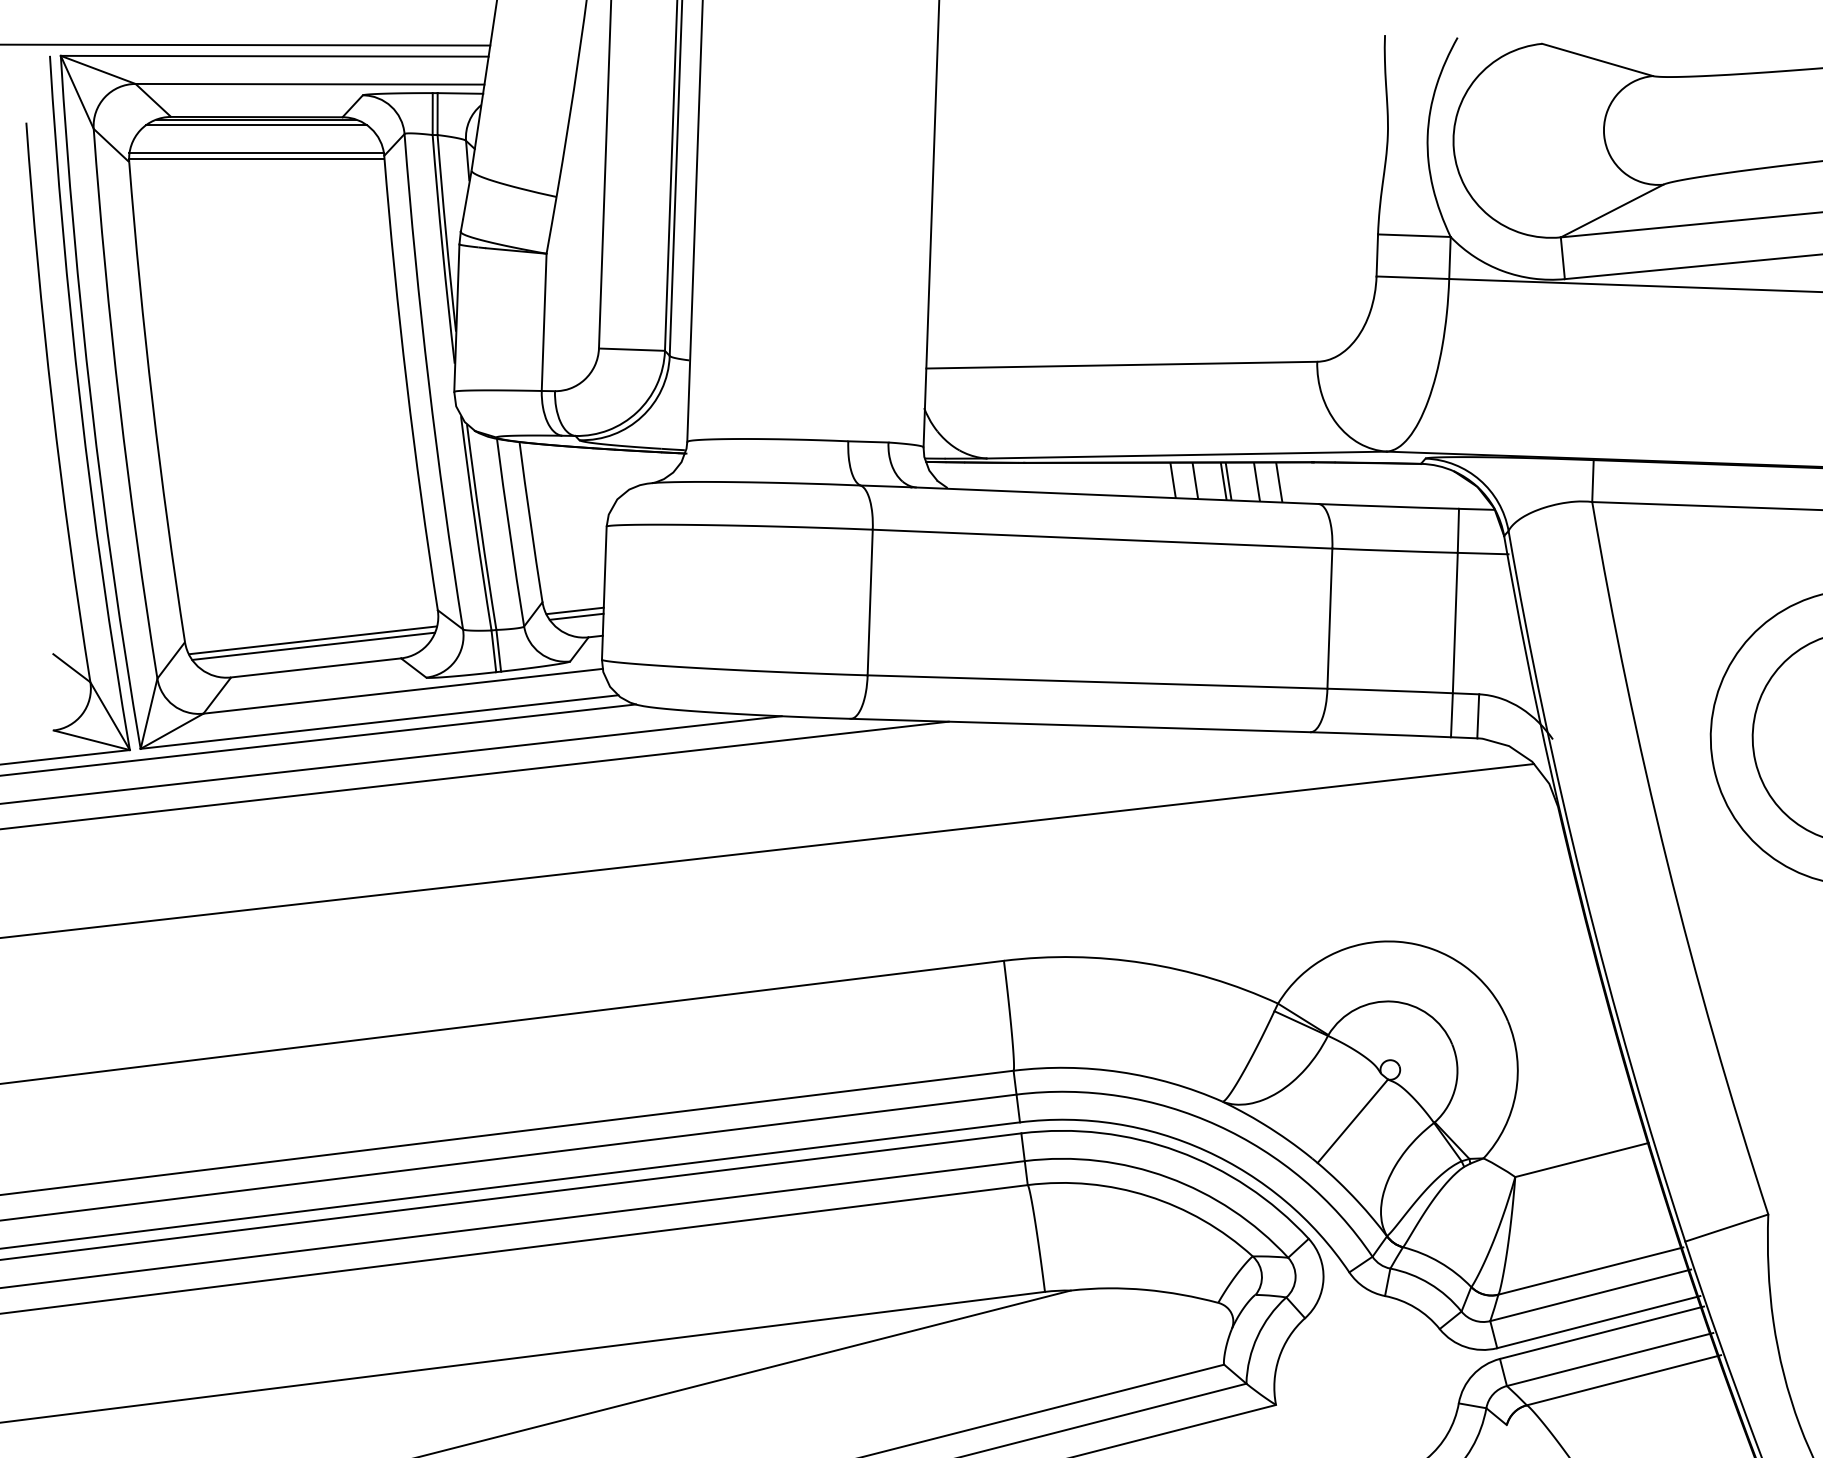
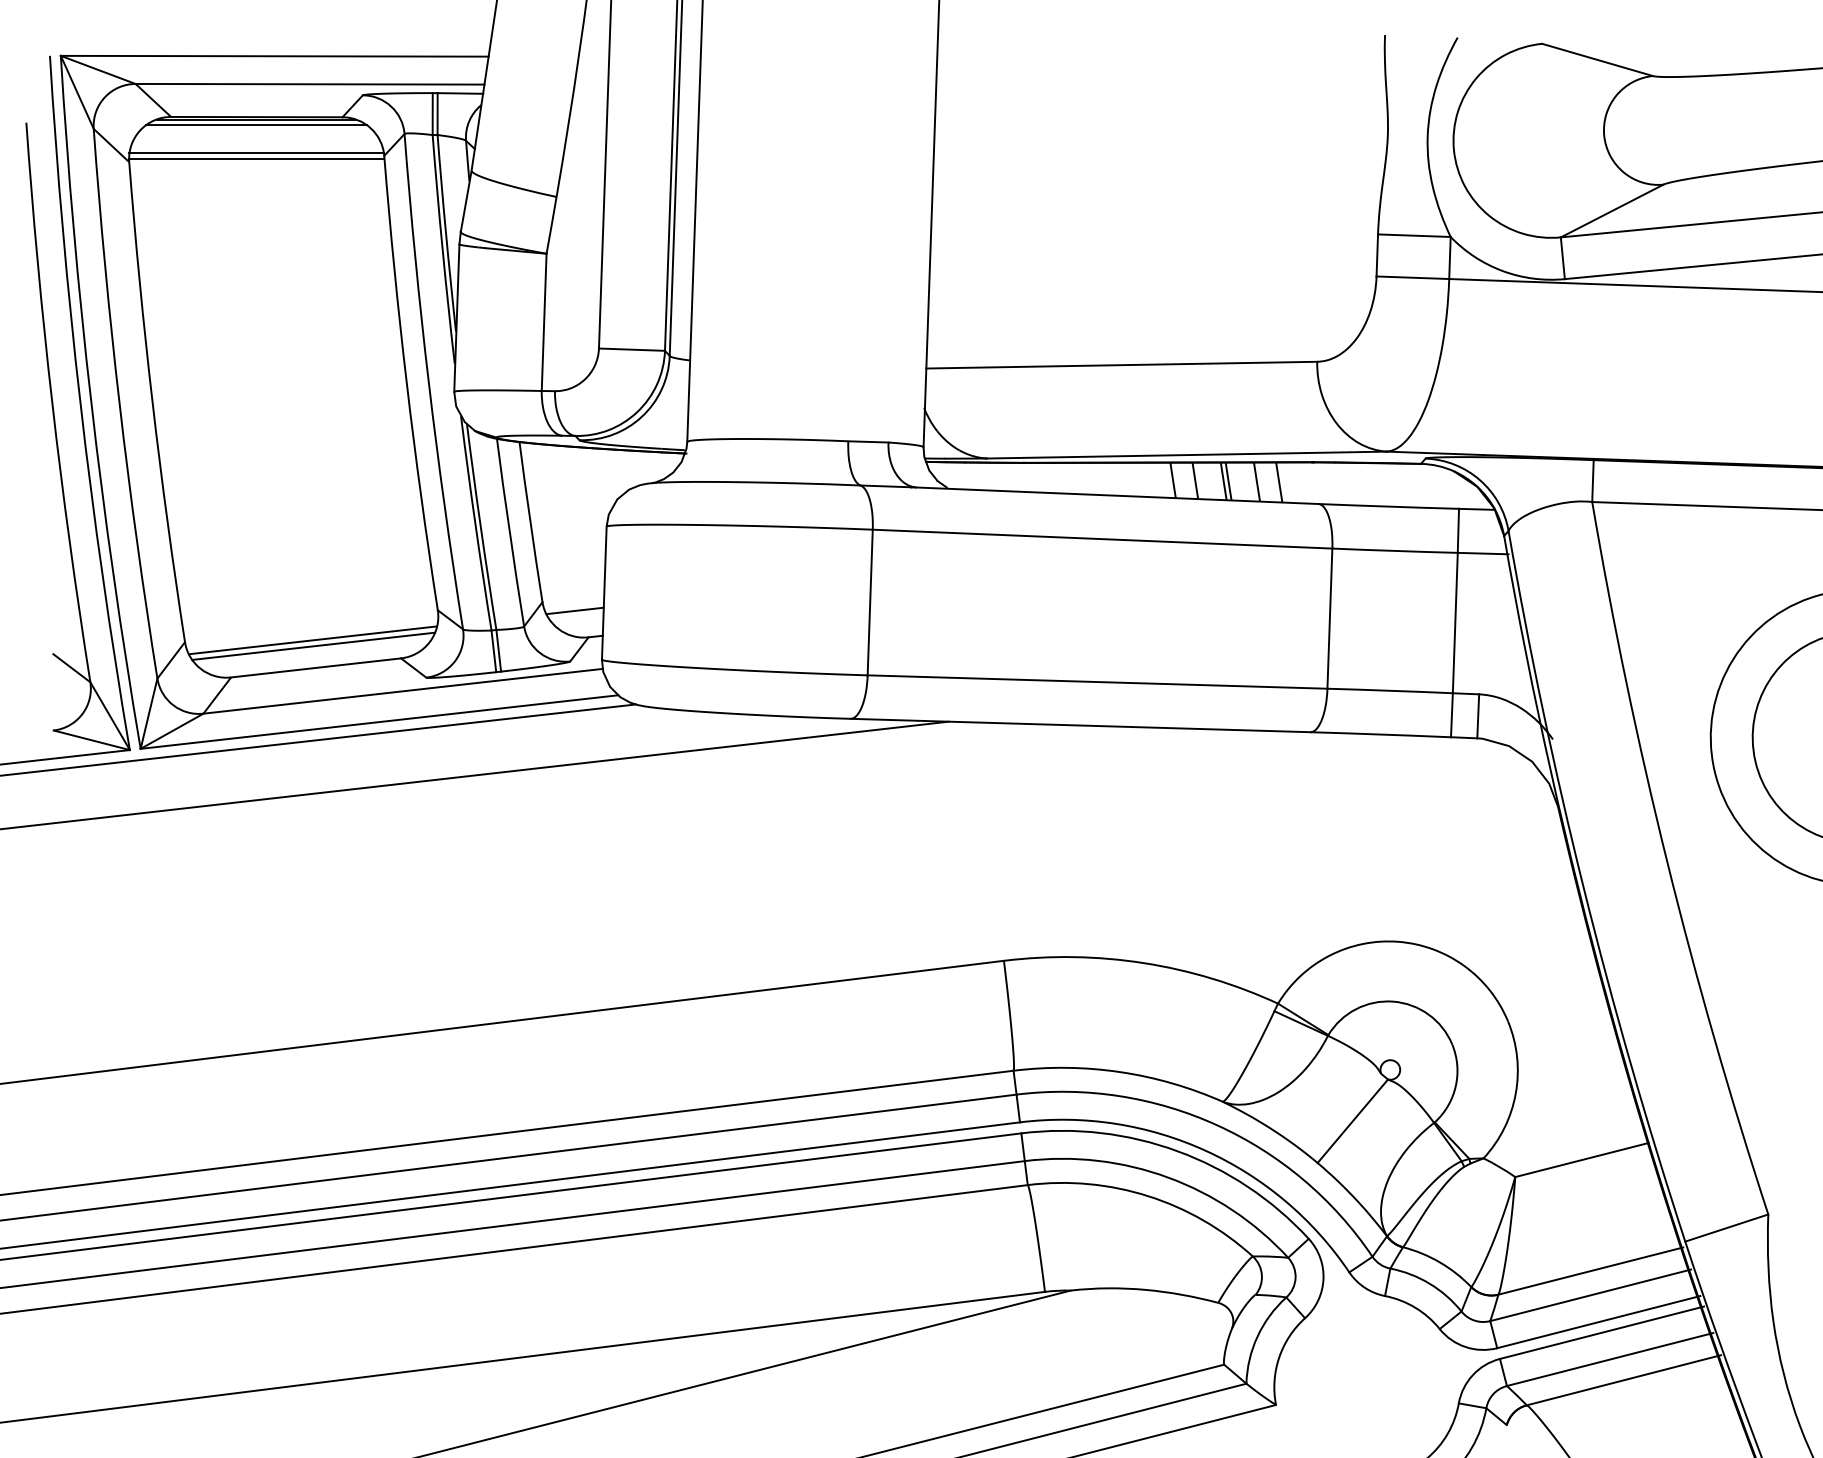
line: present -> none (246, 44)
line: present -> none (576, 616)
line: present -> none (391, 759)
line: present -> none (768, 850)
